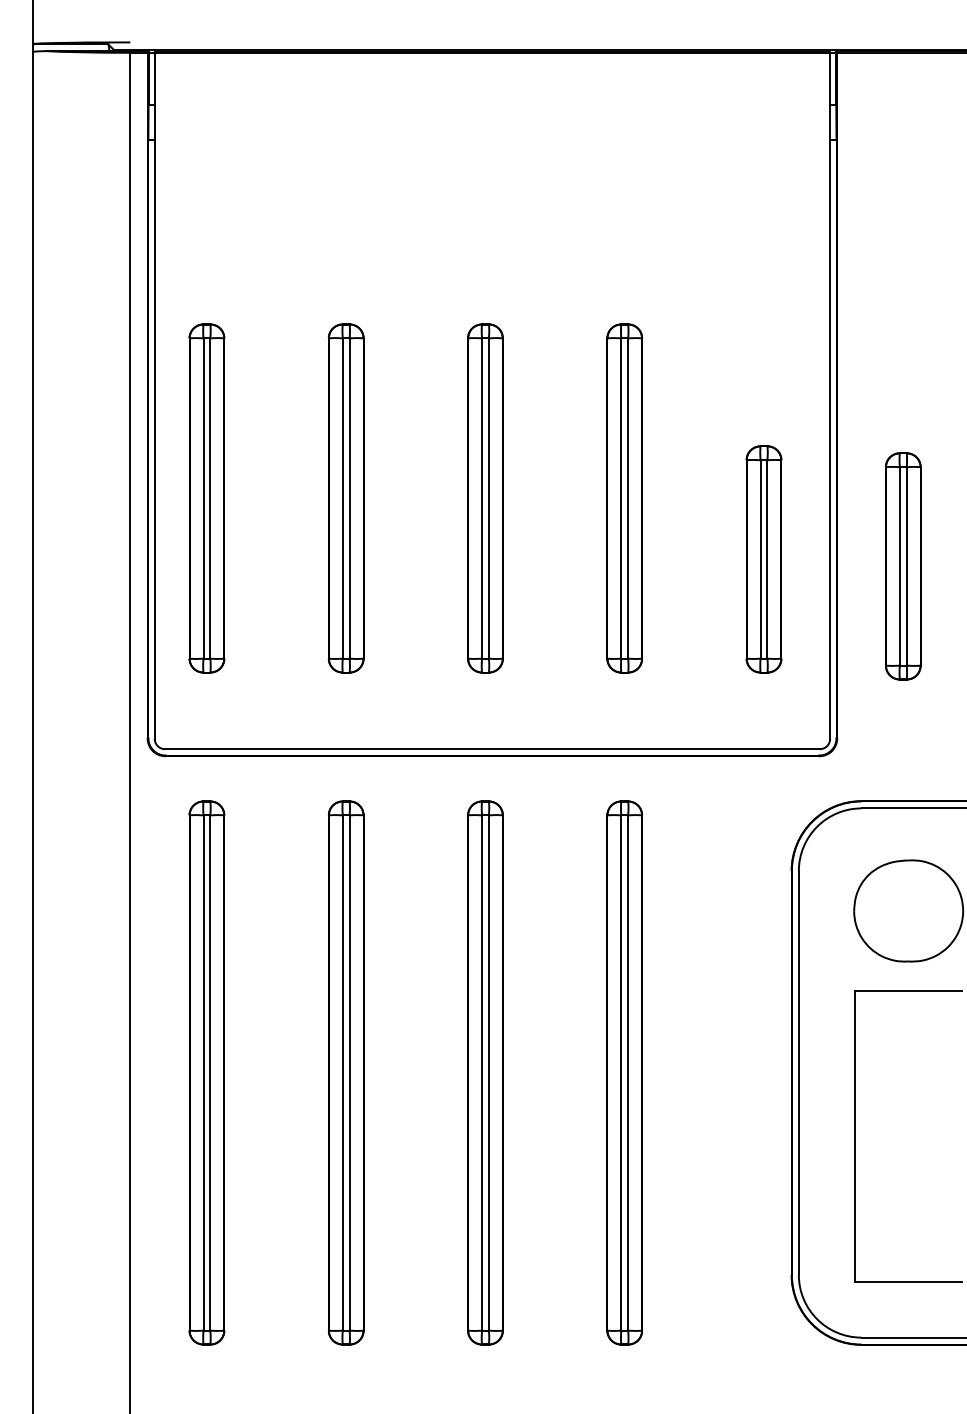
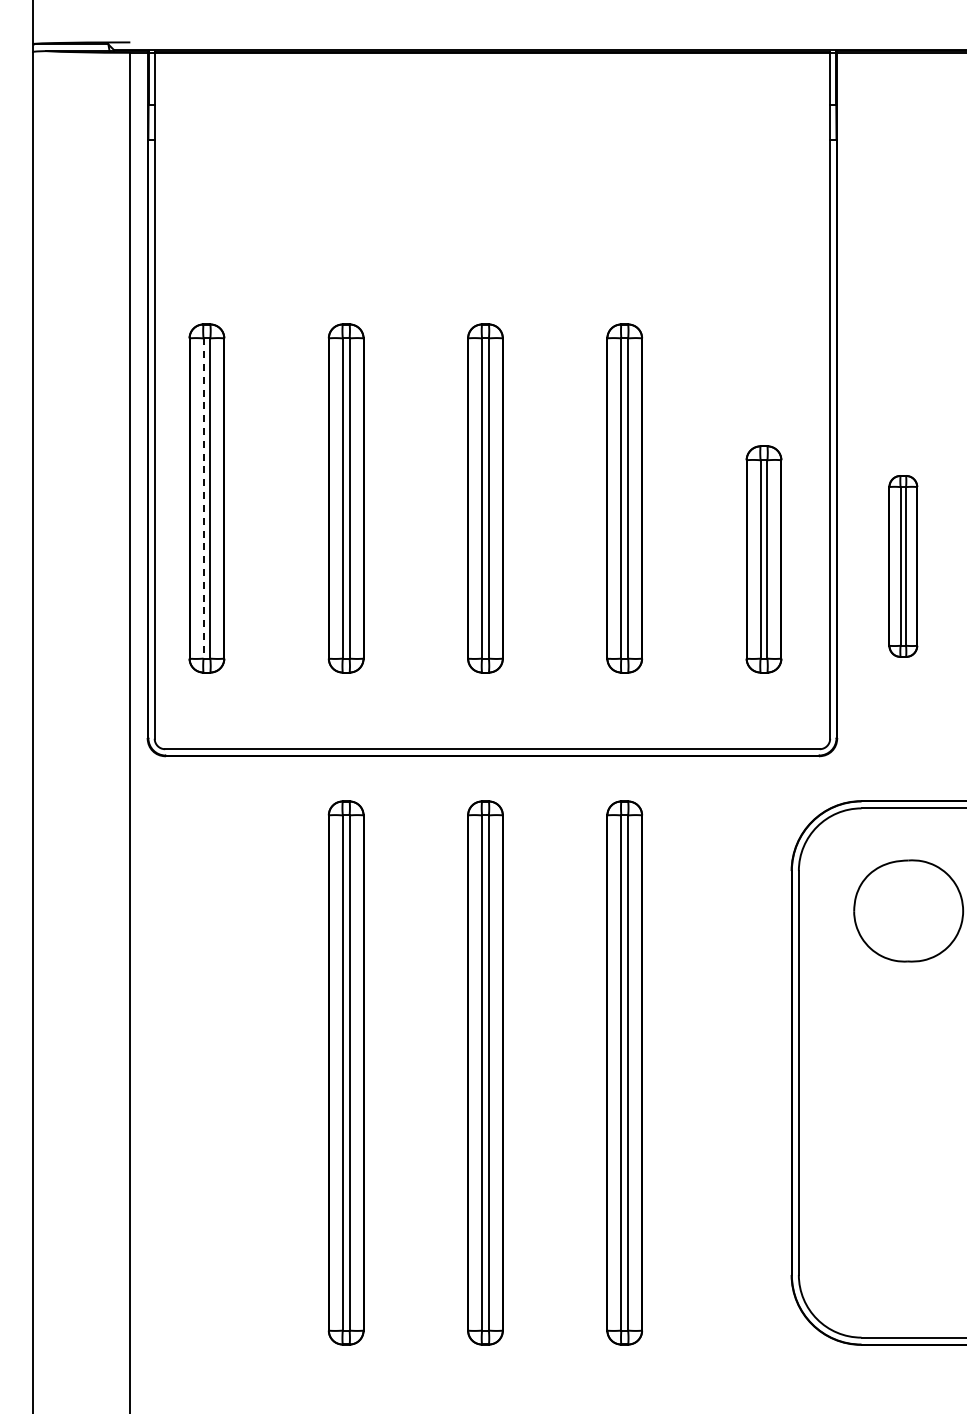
line: solid -> dashed (203, 499)
part size: 37x229 px -> 31x183 px (903, 566)
part: present -> none (206, 1072)
part: present -> none (855, 1136)
